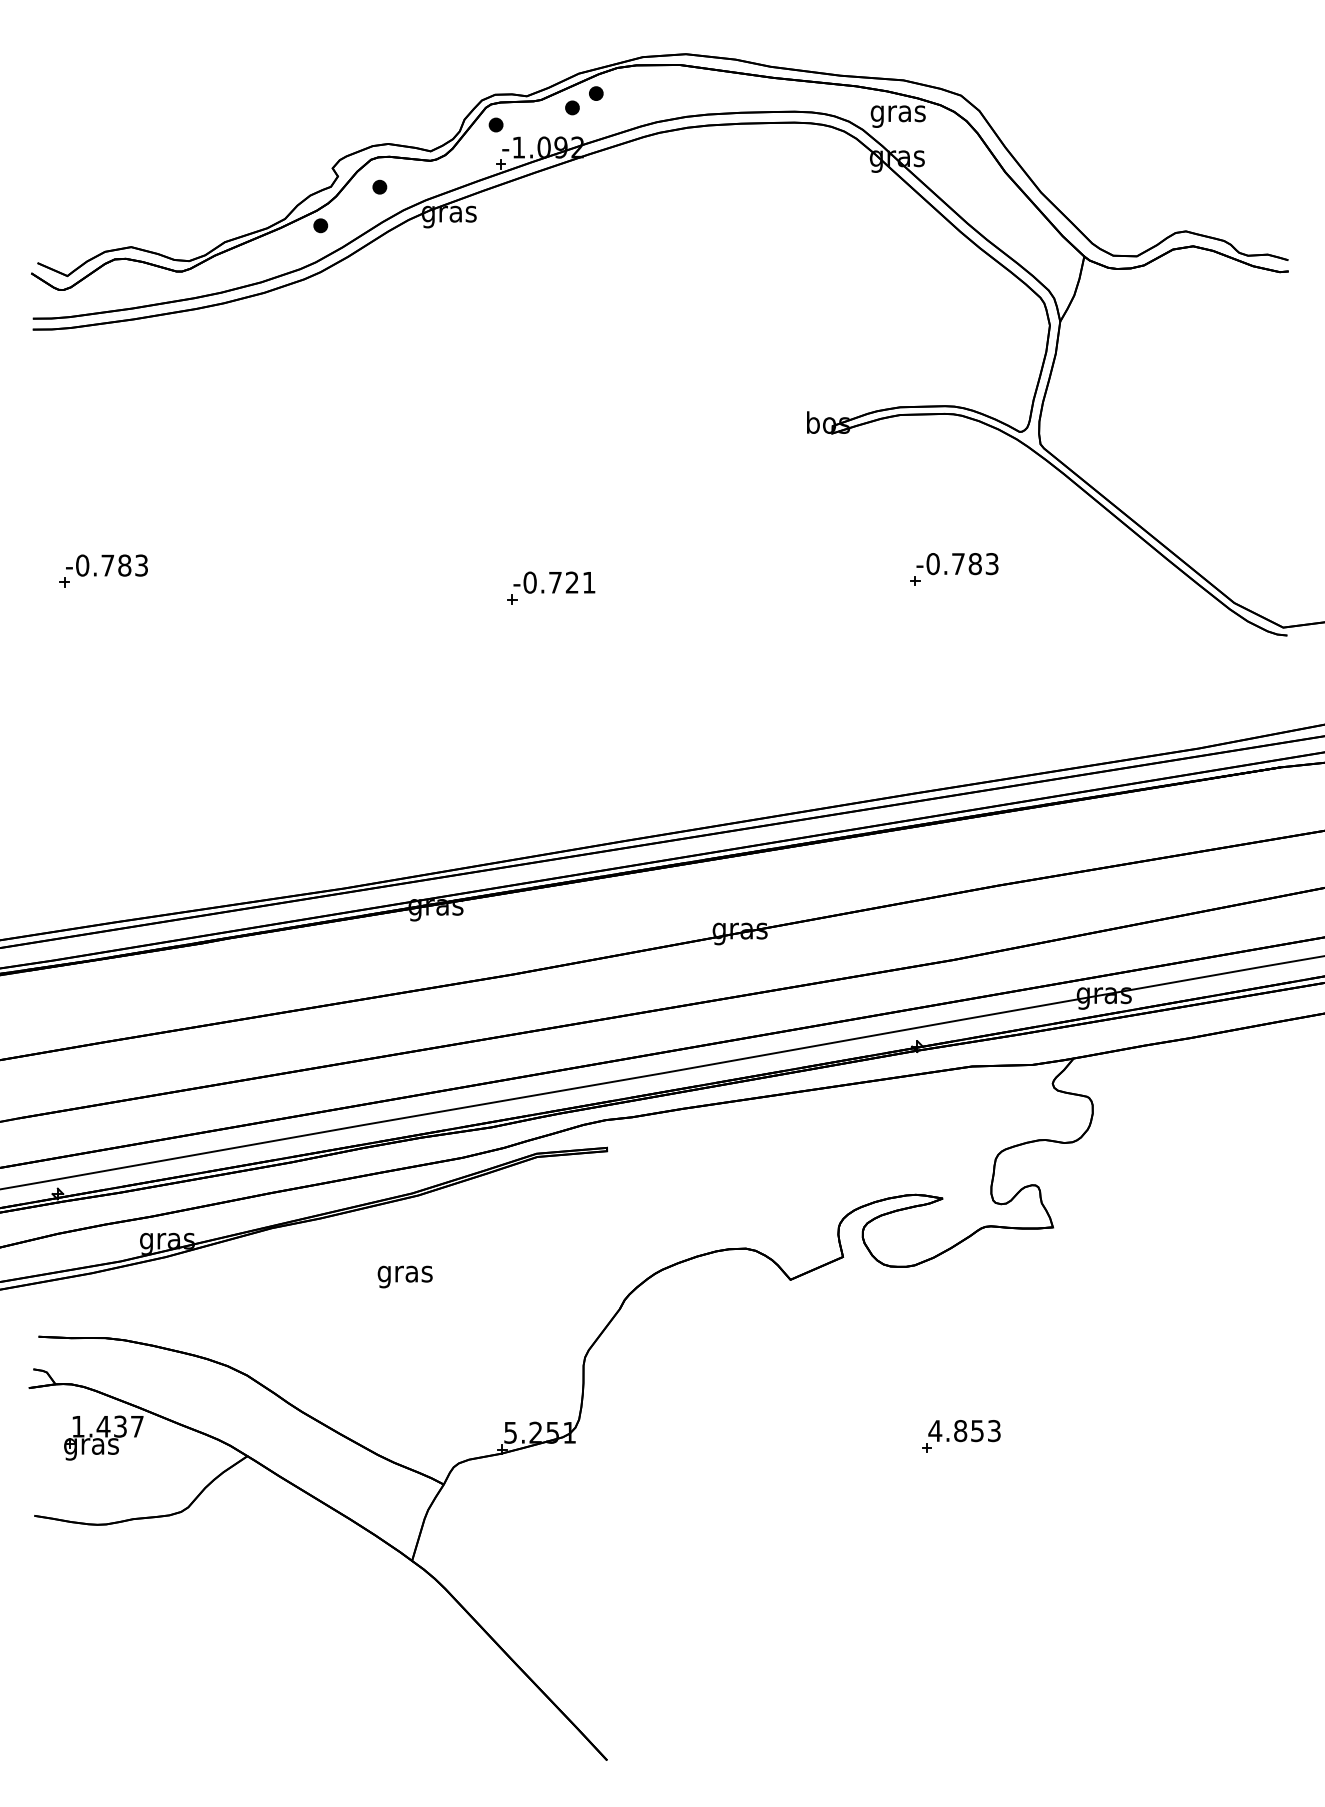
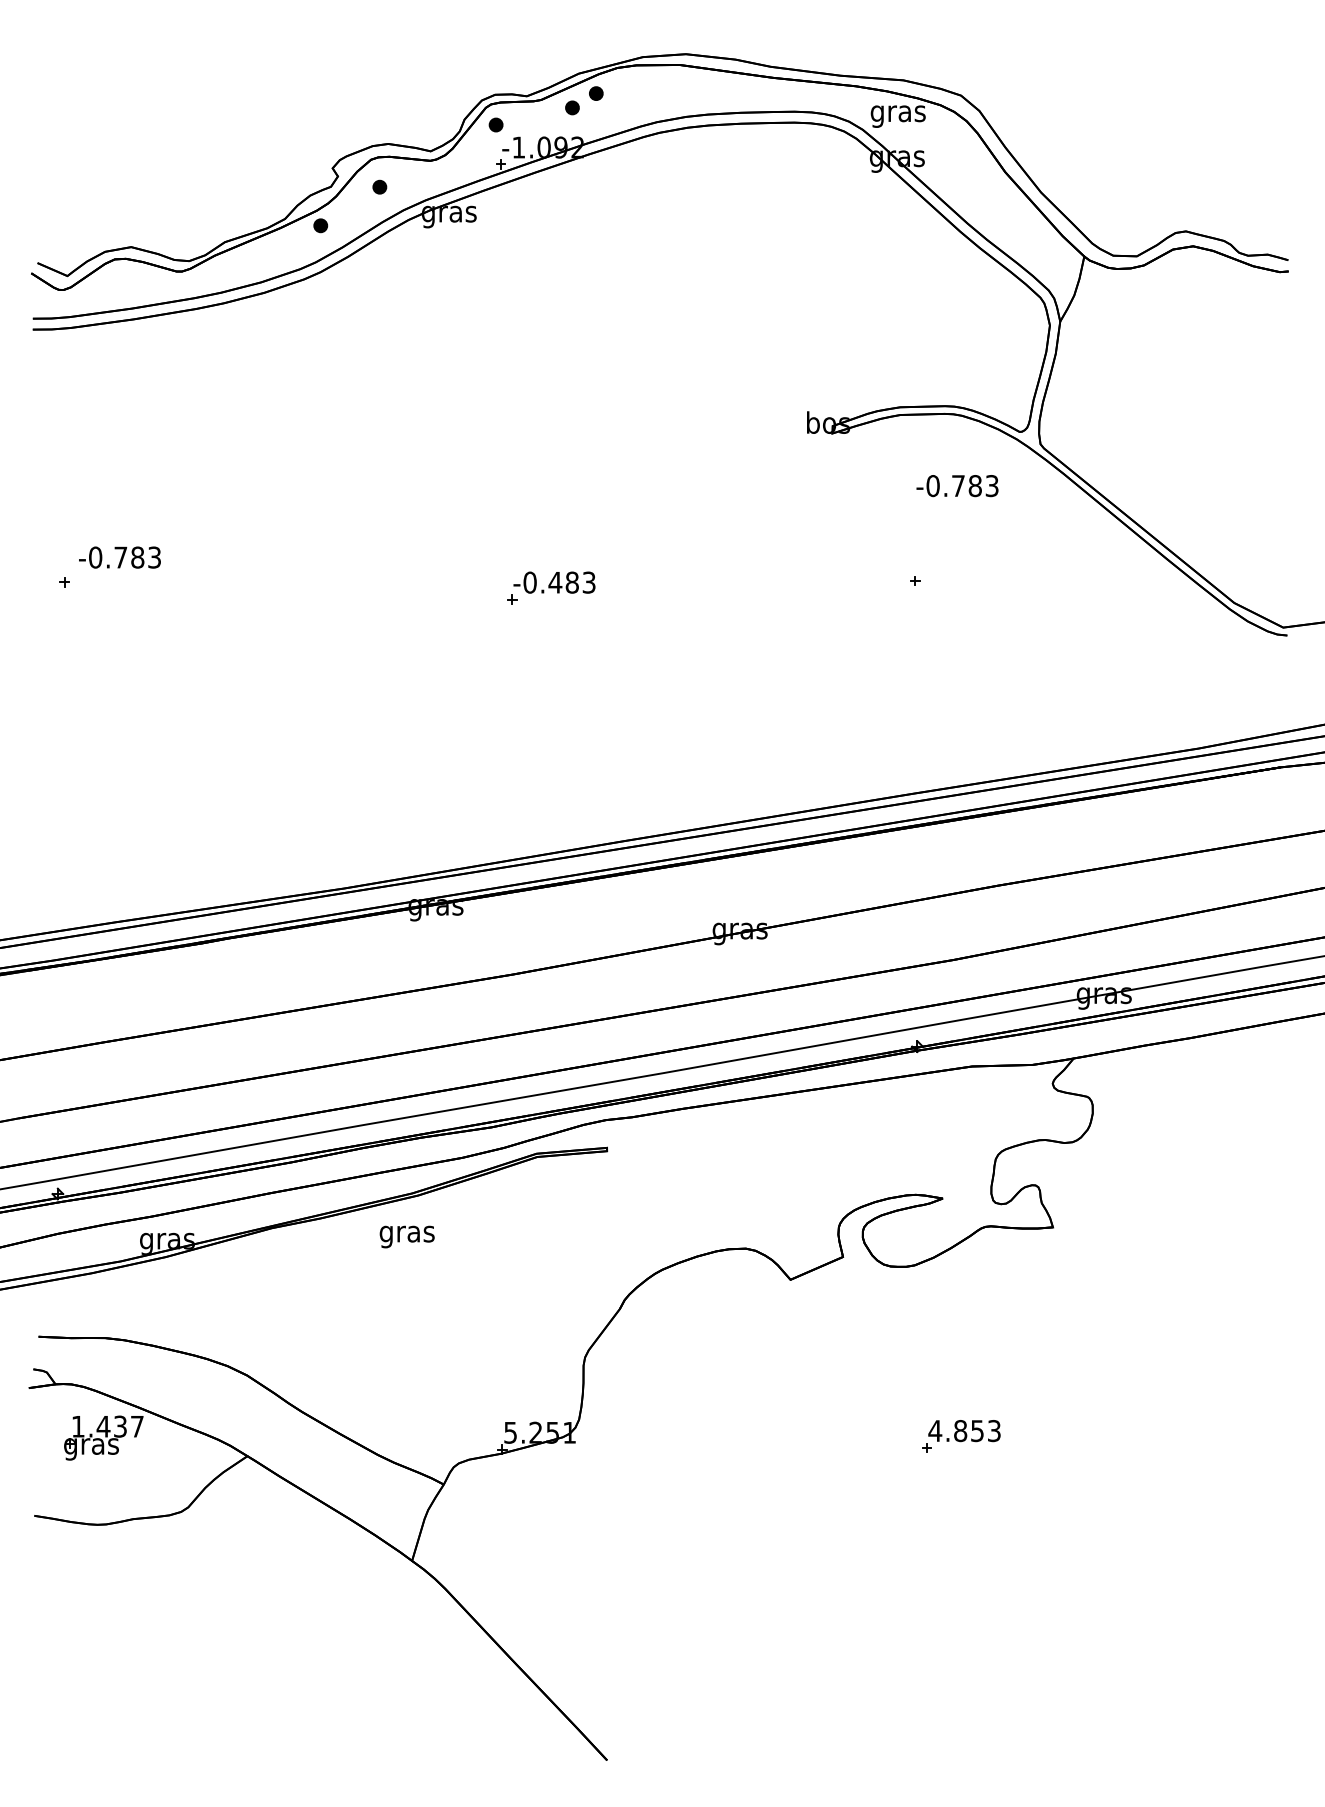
text position: (957, 564) -> (957, 486) (957, 486)
text position: (106, 565) -> (119, 557) (119, 557)
text: -0.721 -> -0.483 (571, 582)
text position: (404, 1276) -> (406, 1236) (406, 1236)
